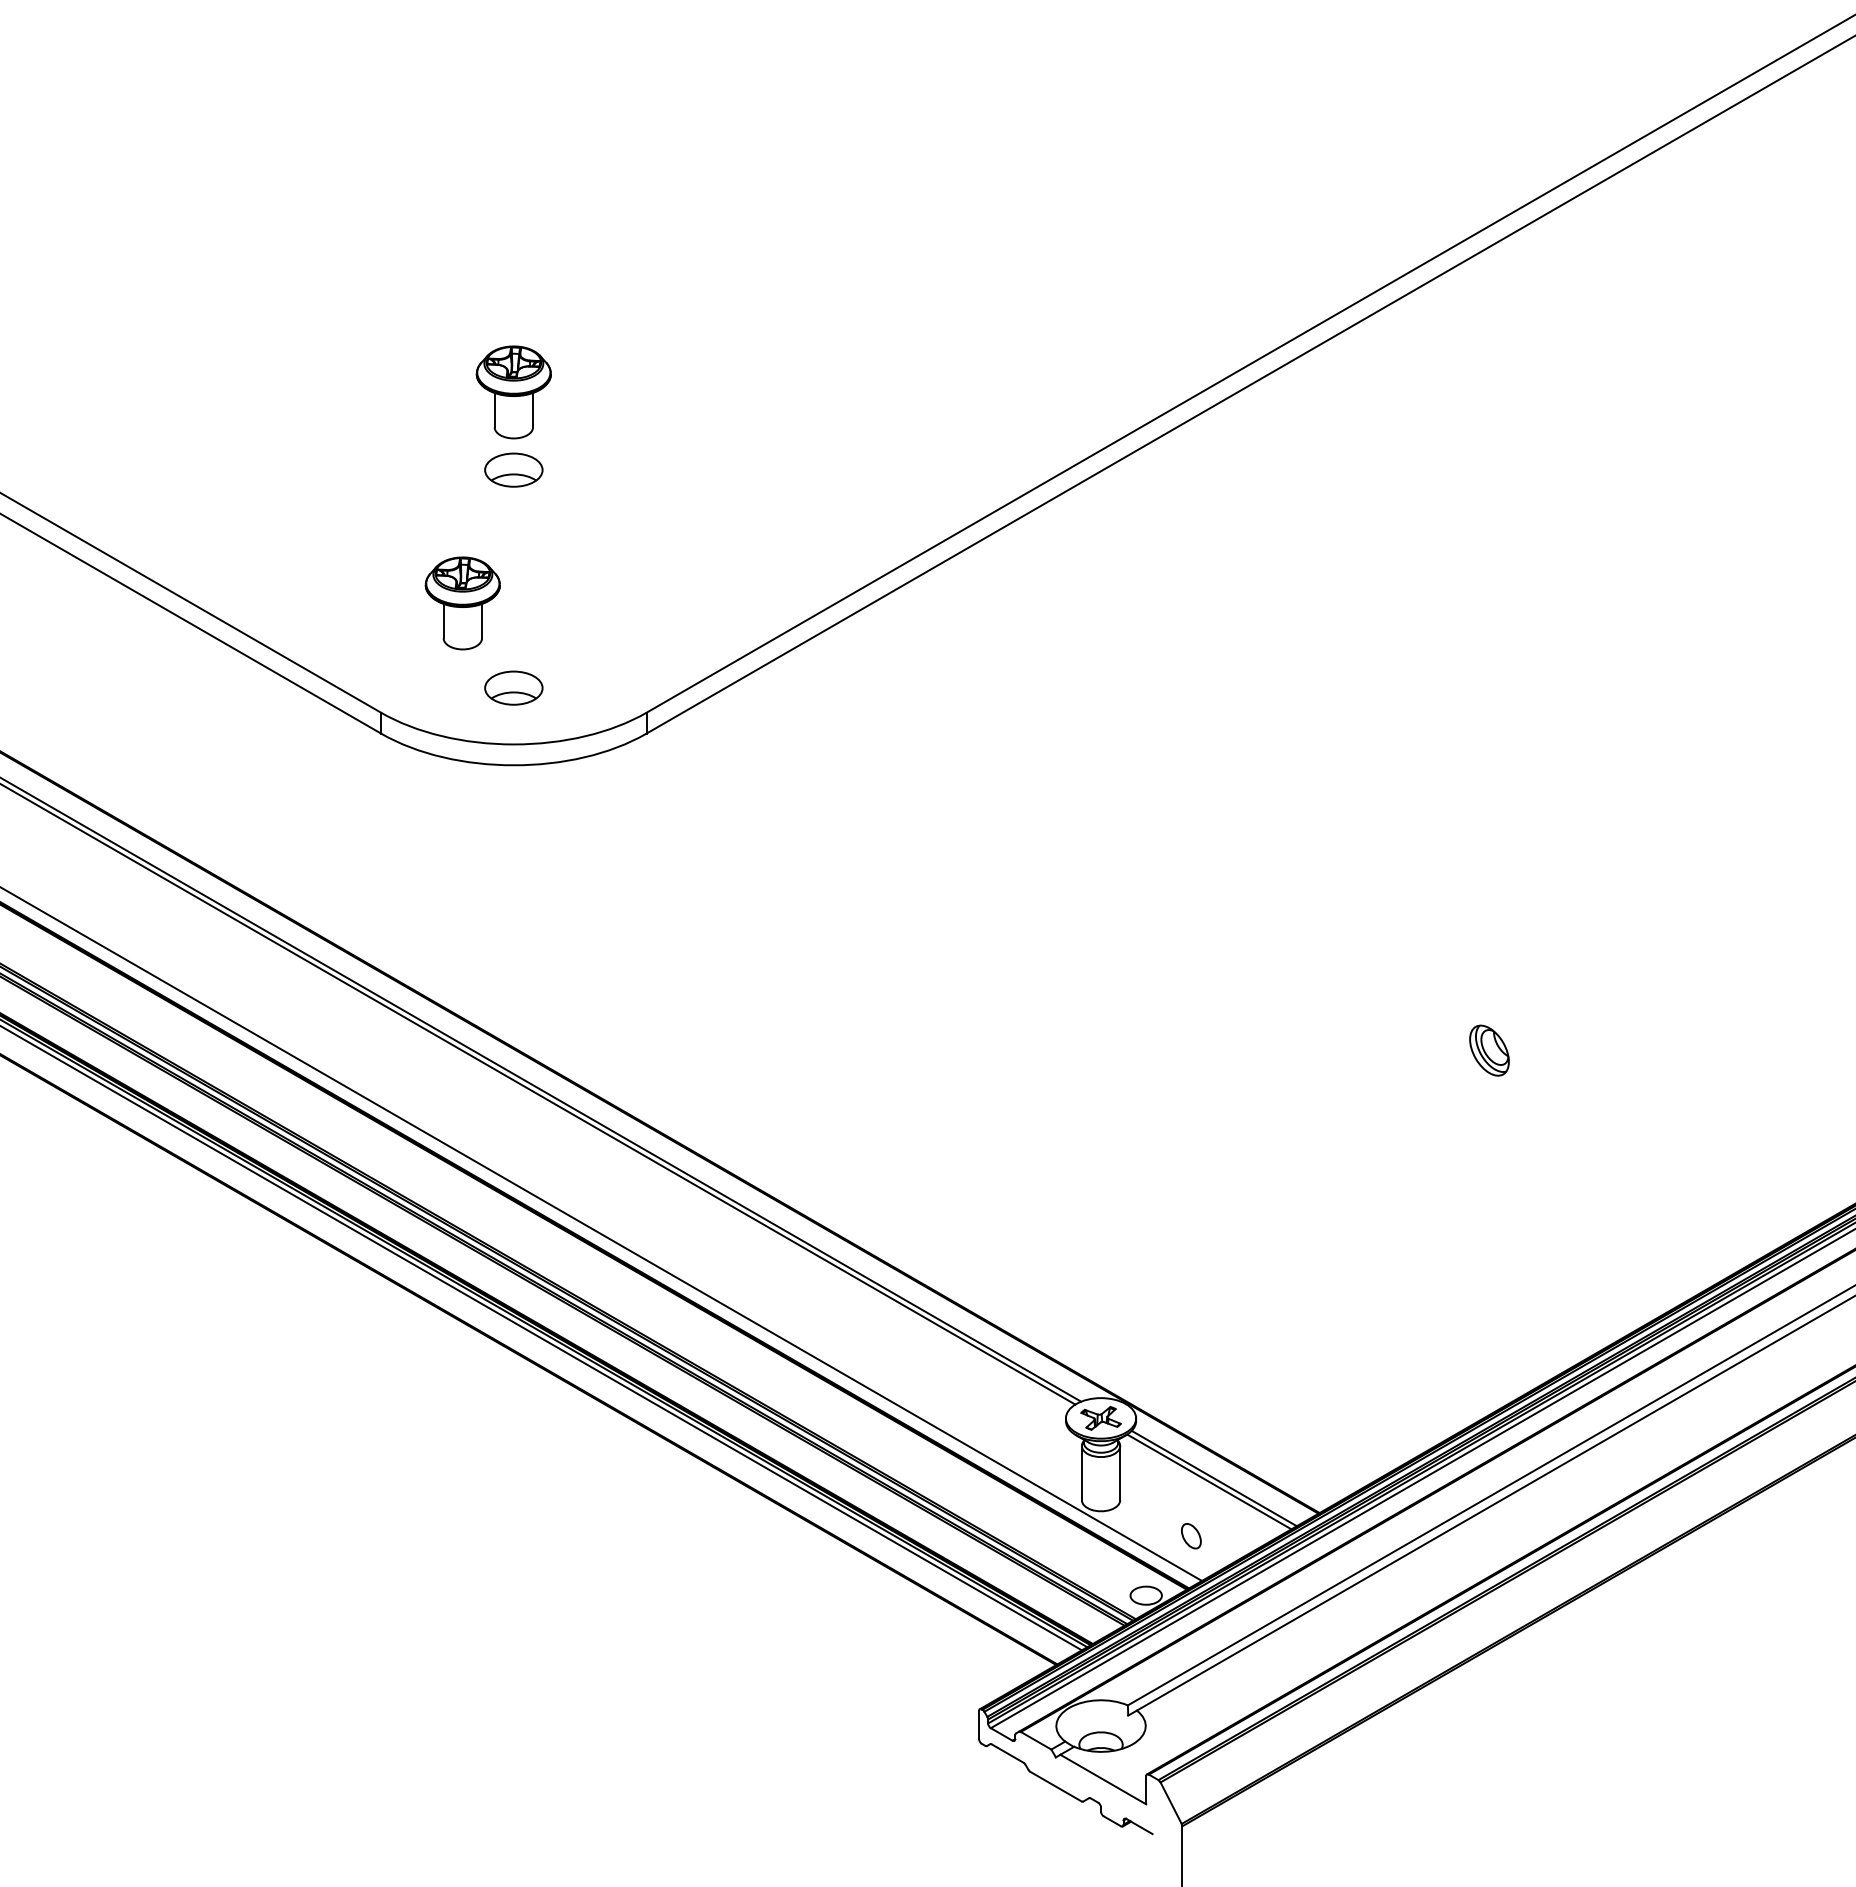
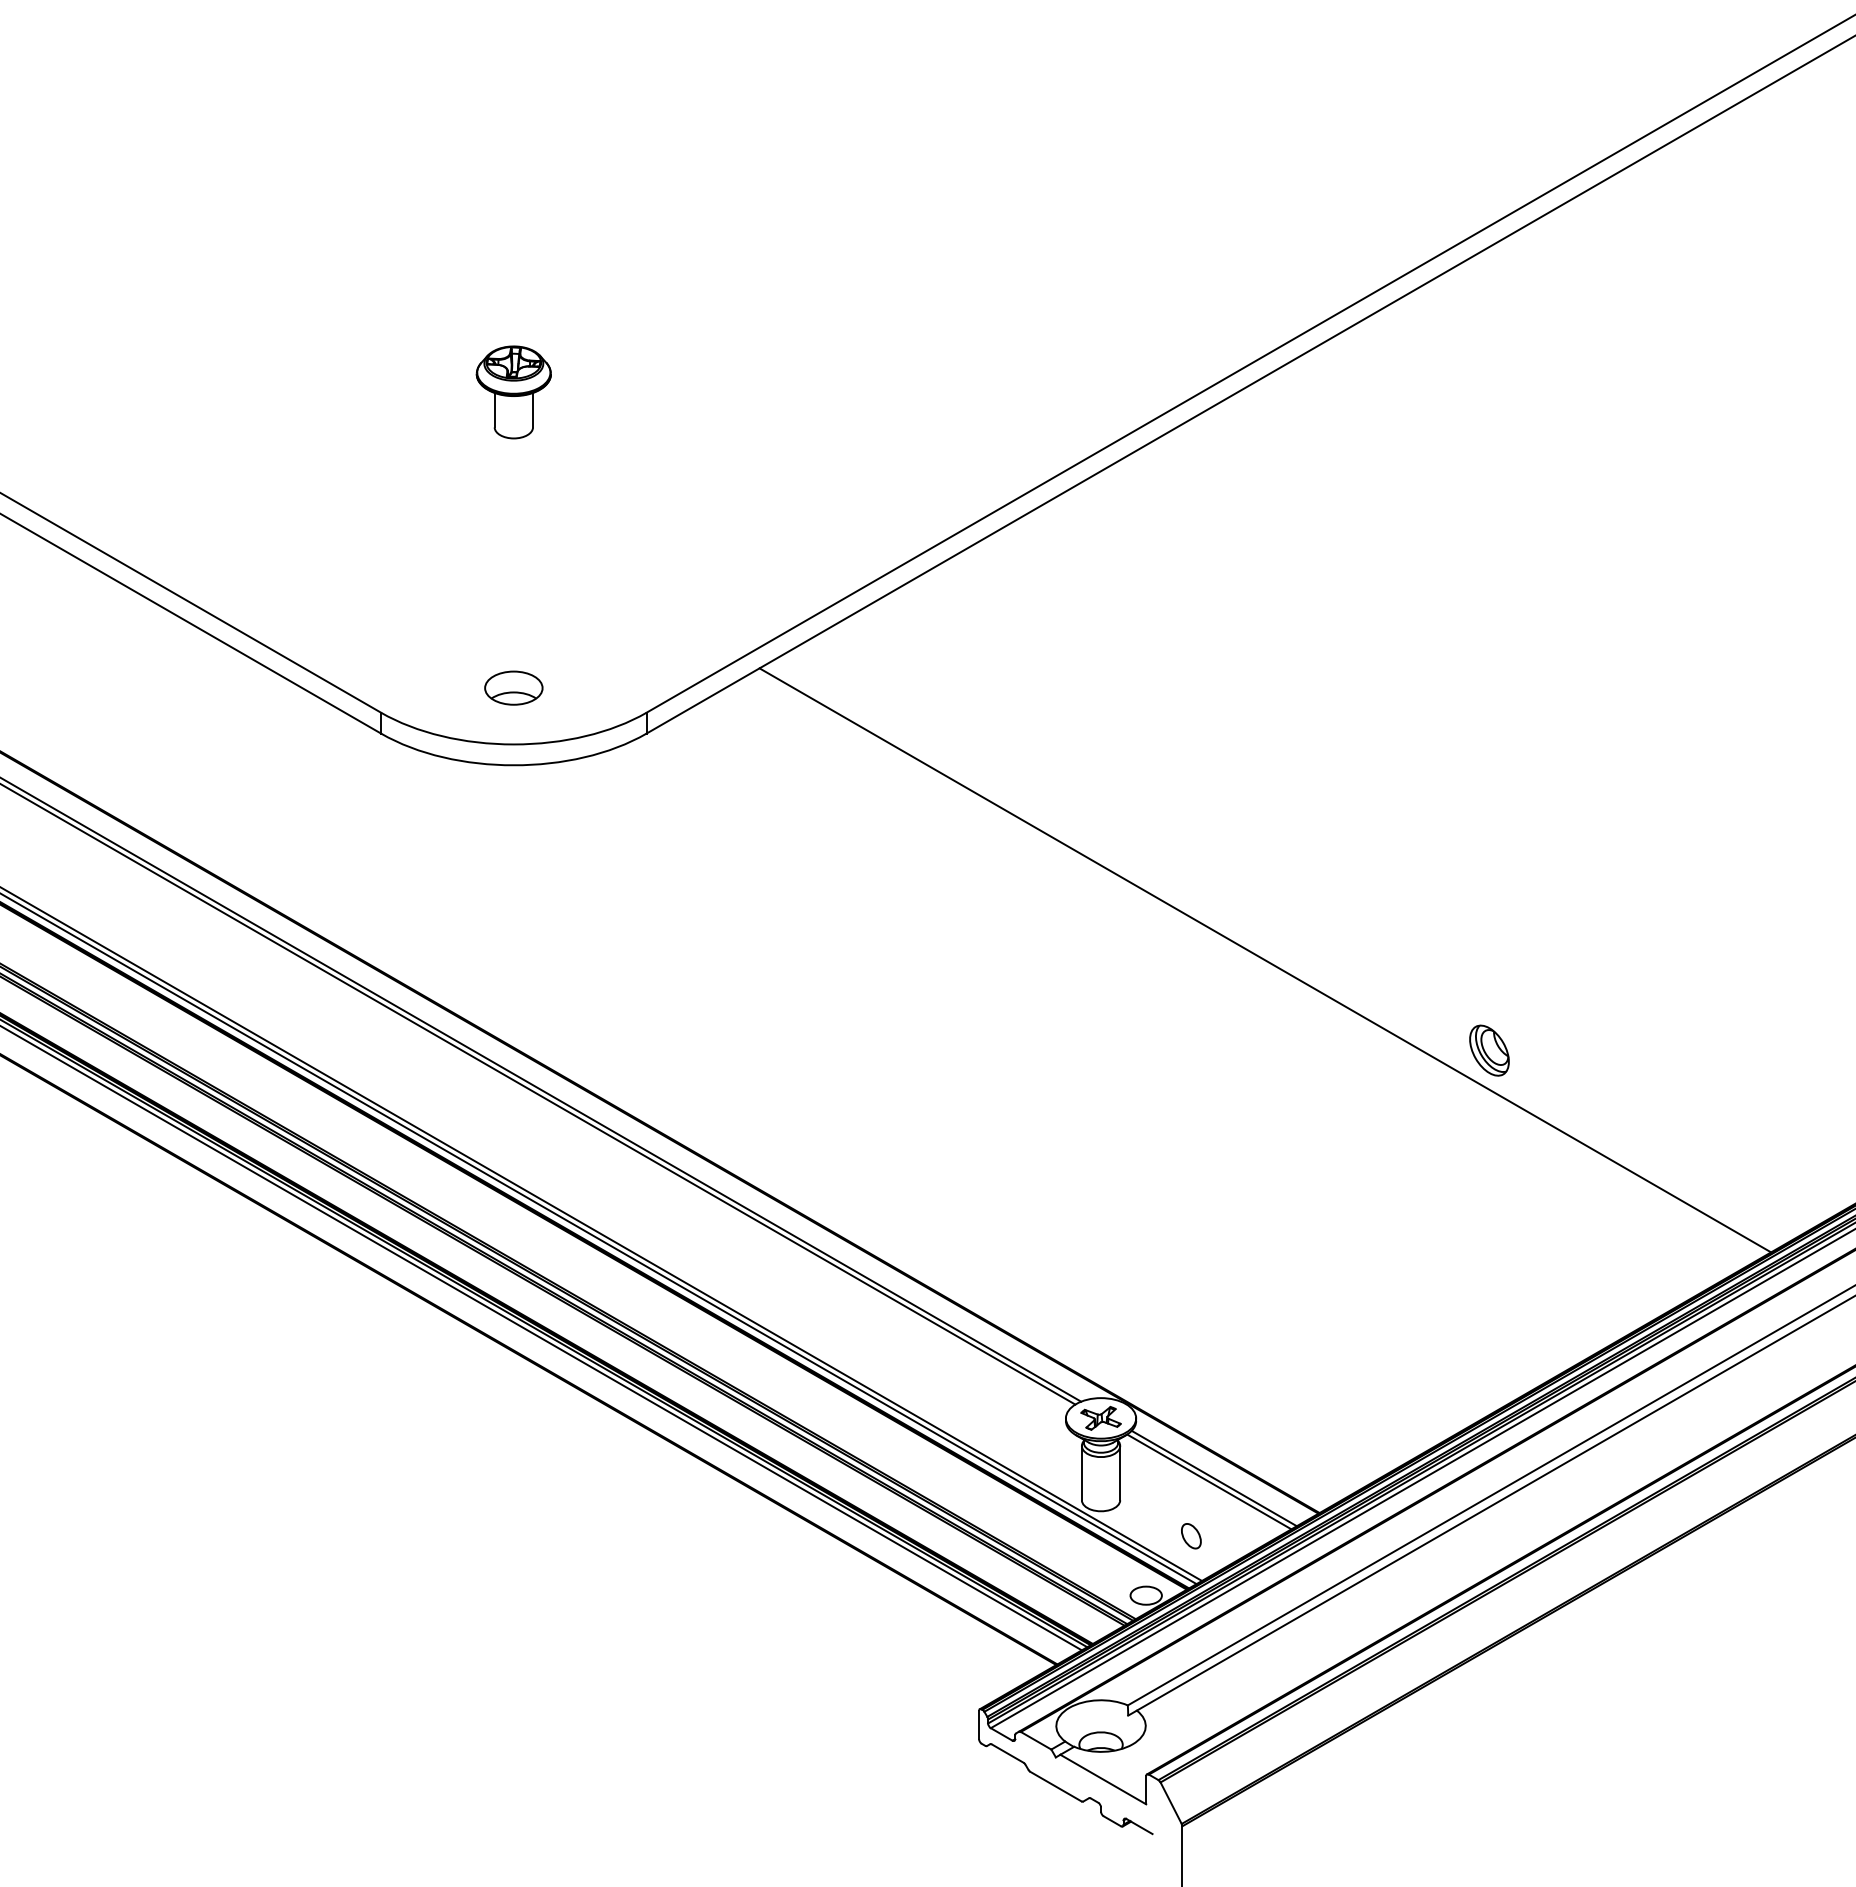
part: present -> none (513, 469)
part: present -> none (462, 603)
line: none -> present (1265, 960)
line: none -> present (599, 1239)
